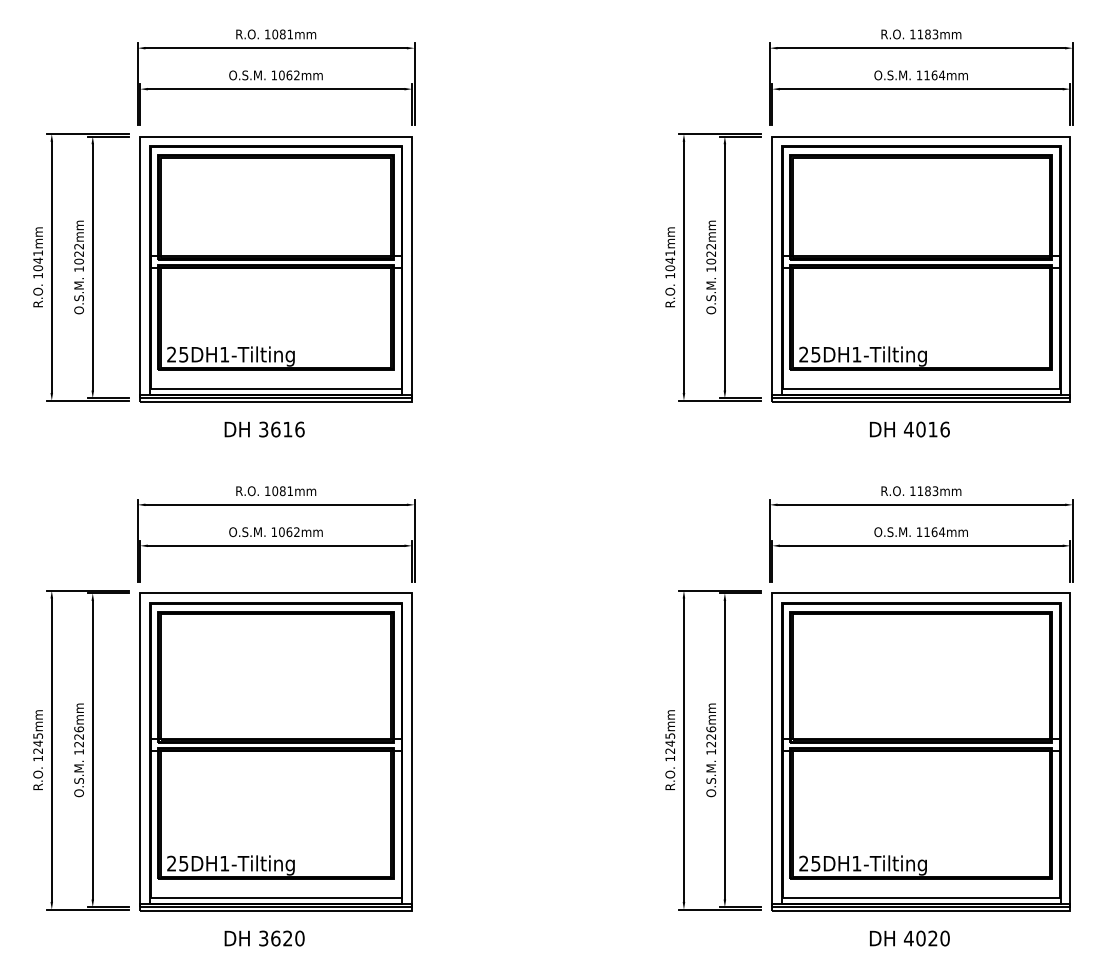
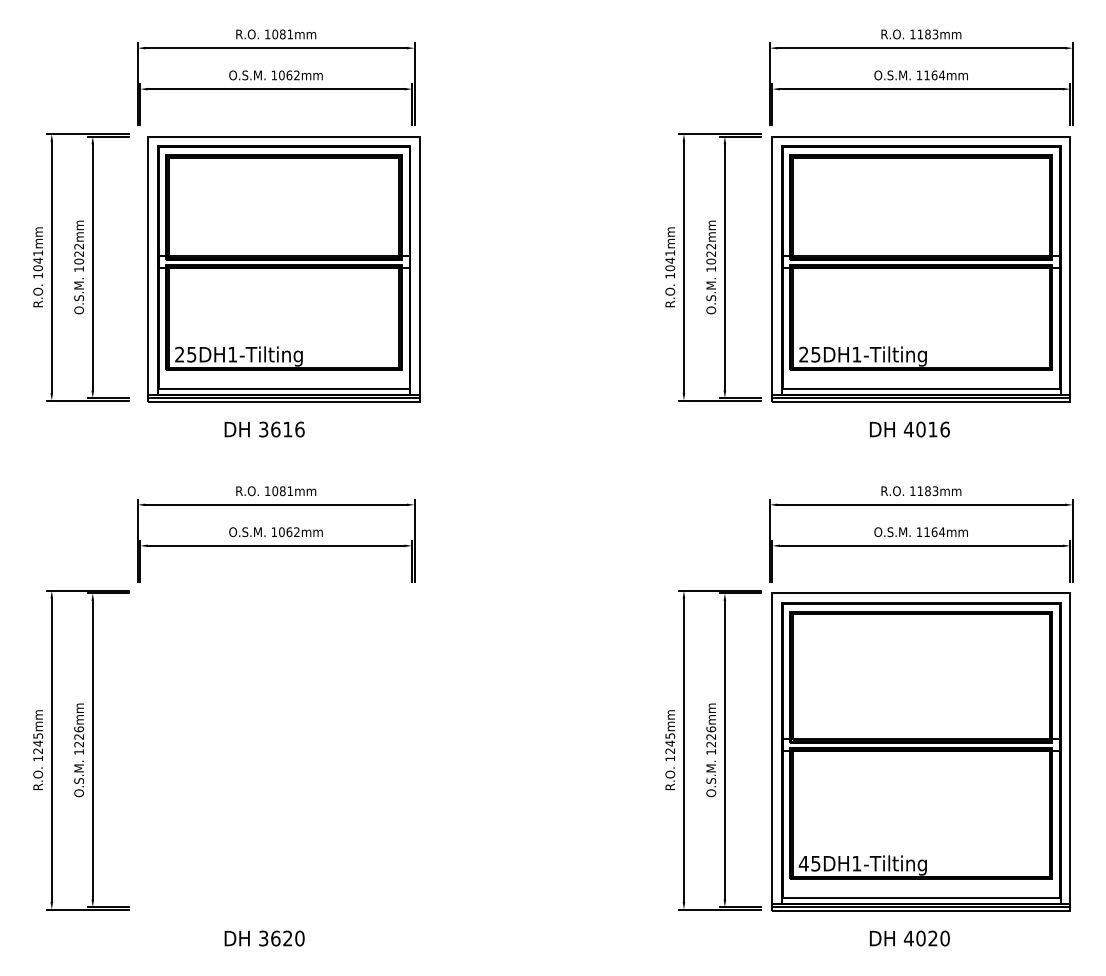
part position: (275, 269) -> (283, 269) (283, 269)
part: present -> none (275, 751)
text: 25DH1-Tilting -> 45DH1-Tilting (803, 863)
